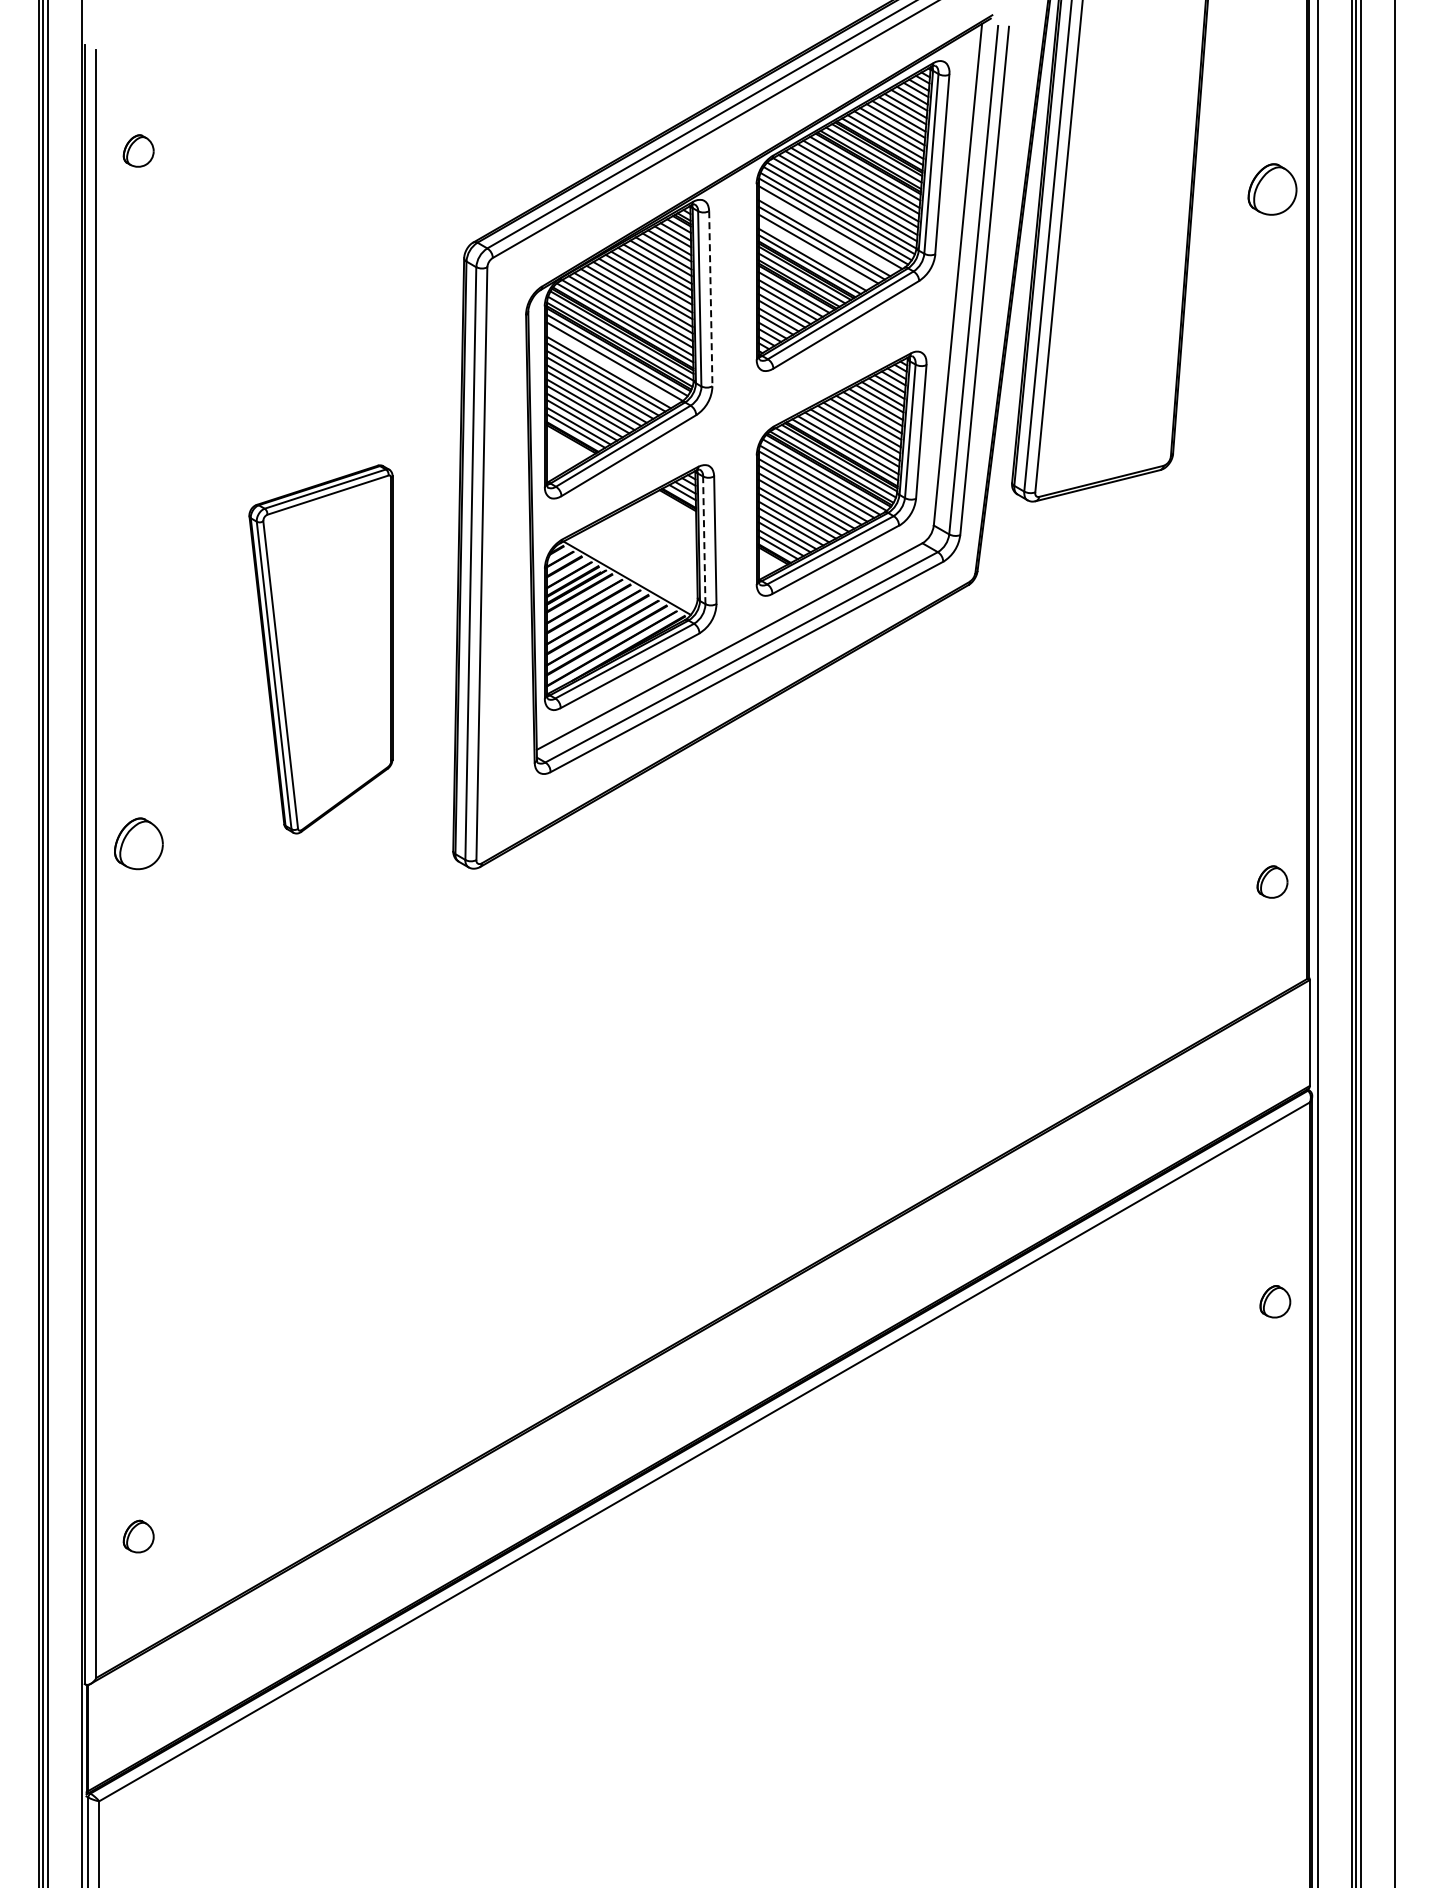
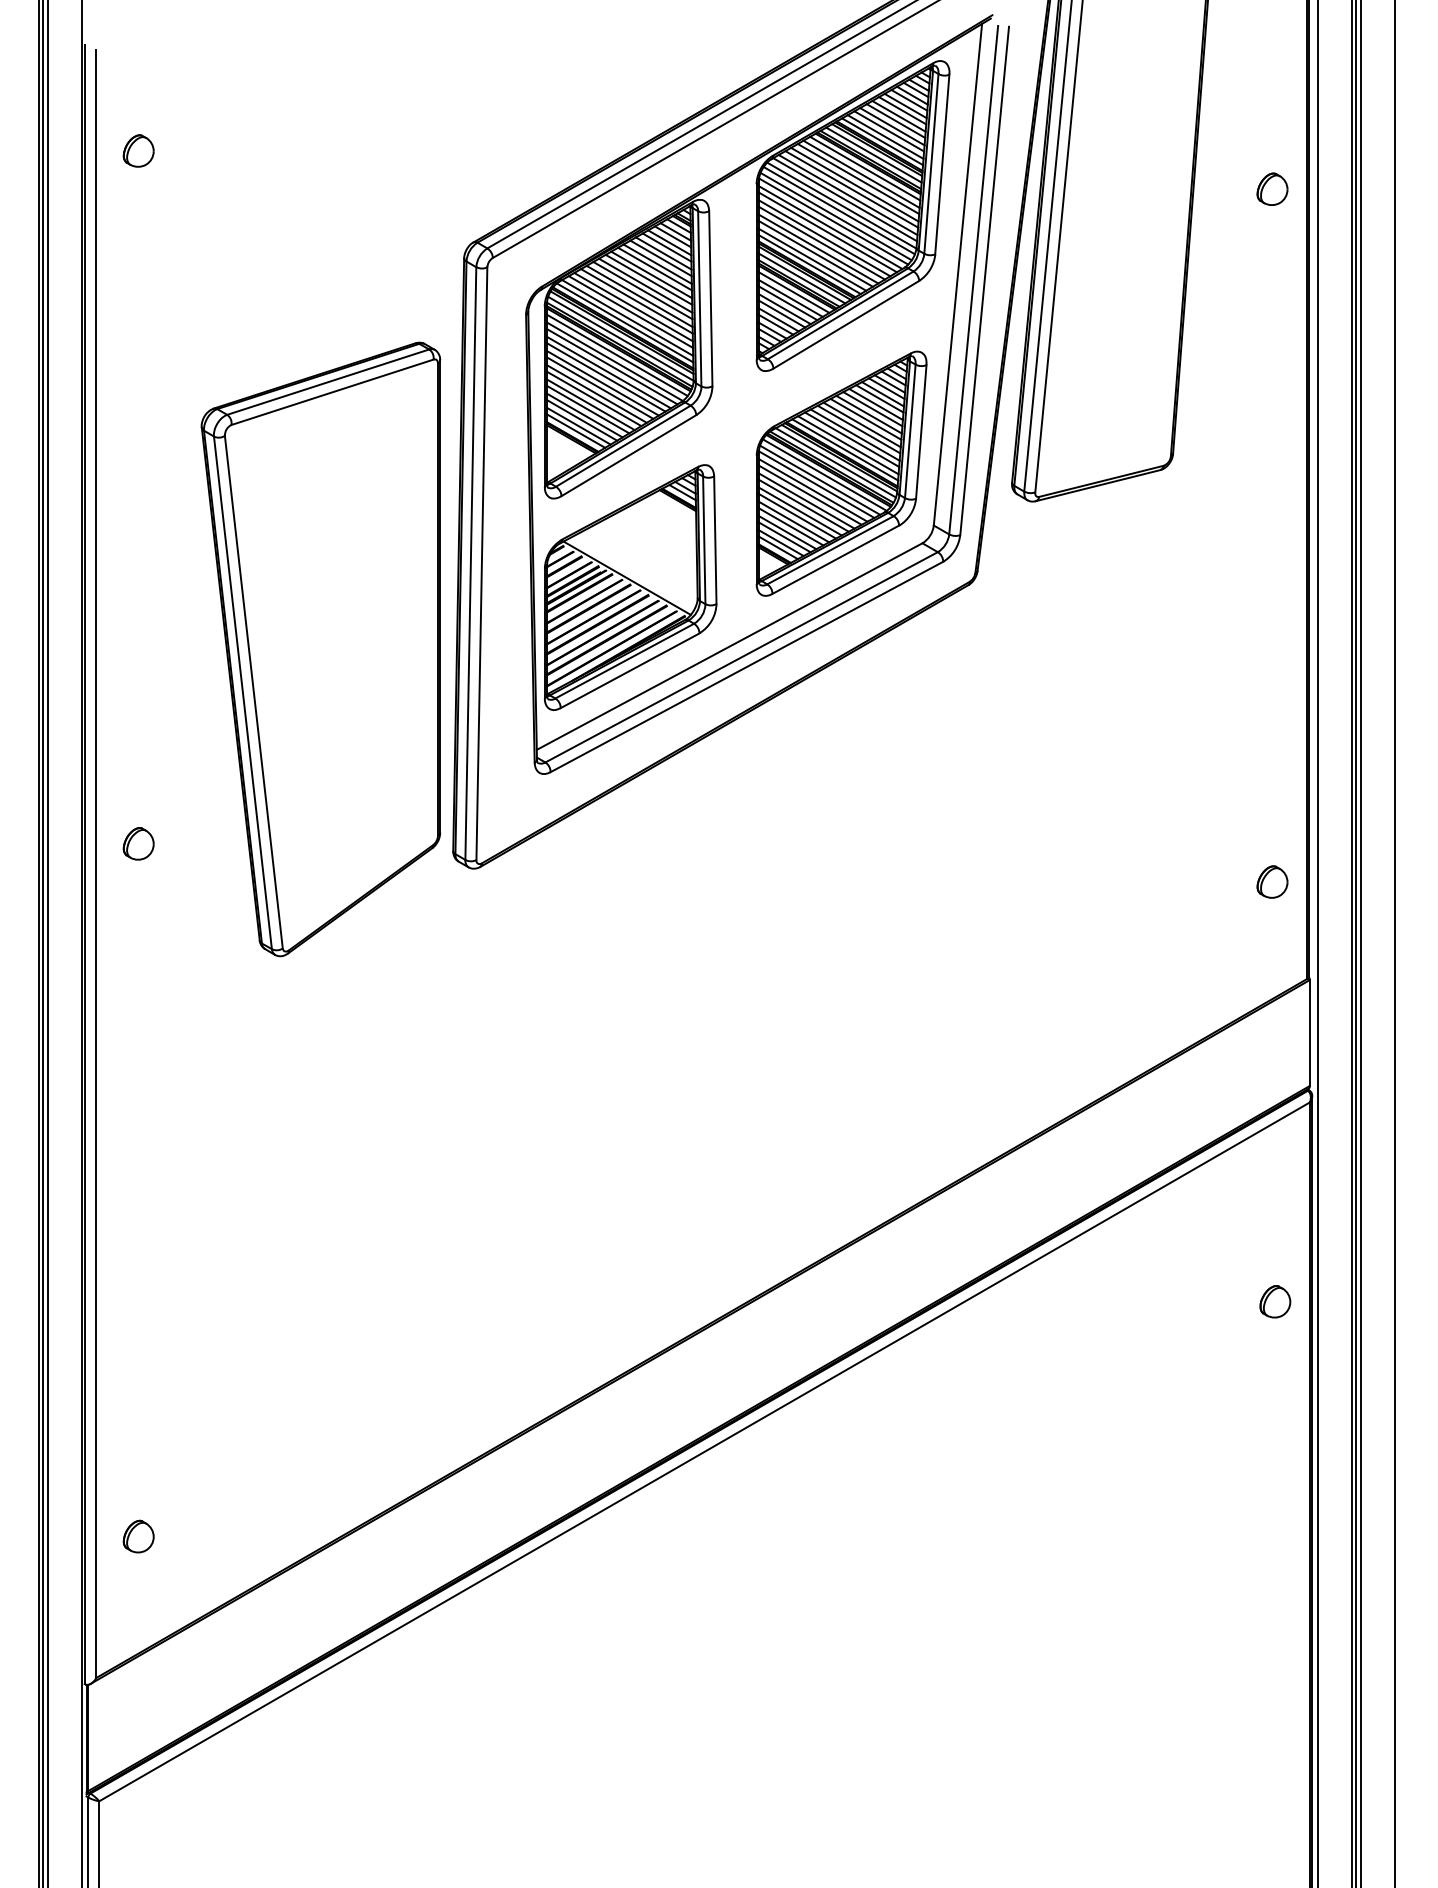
part size: 51x53 px -> 33x34 px (1272, 188)
line: none -> present (827, 232)
line: none -> present (815, 253)
line: dashed -> solid (710, 298)
line: none -> present (611, 366)
line: dashed -> solid (704, 540)
part size: 146x371 px -> 242x617 px (320, 649)
part size: 50x54 px -> 33x34 px (138, 843)
